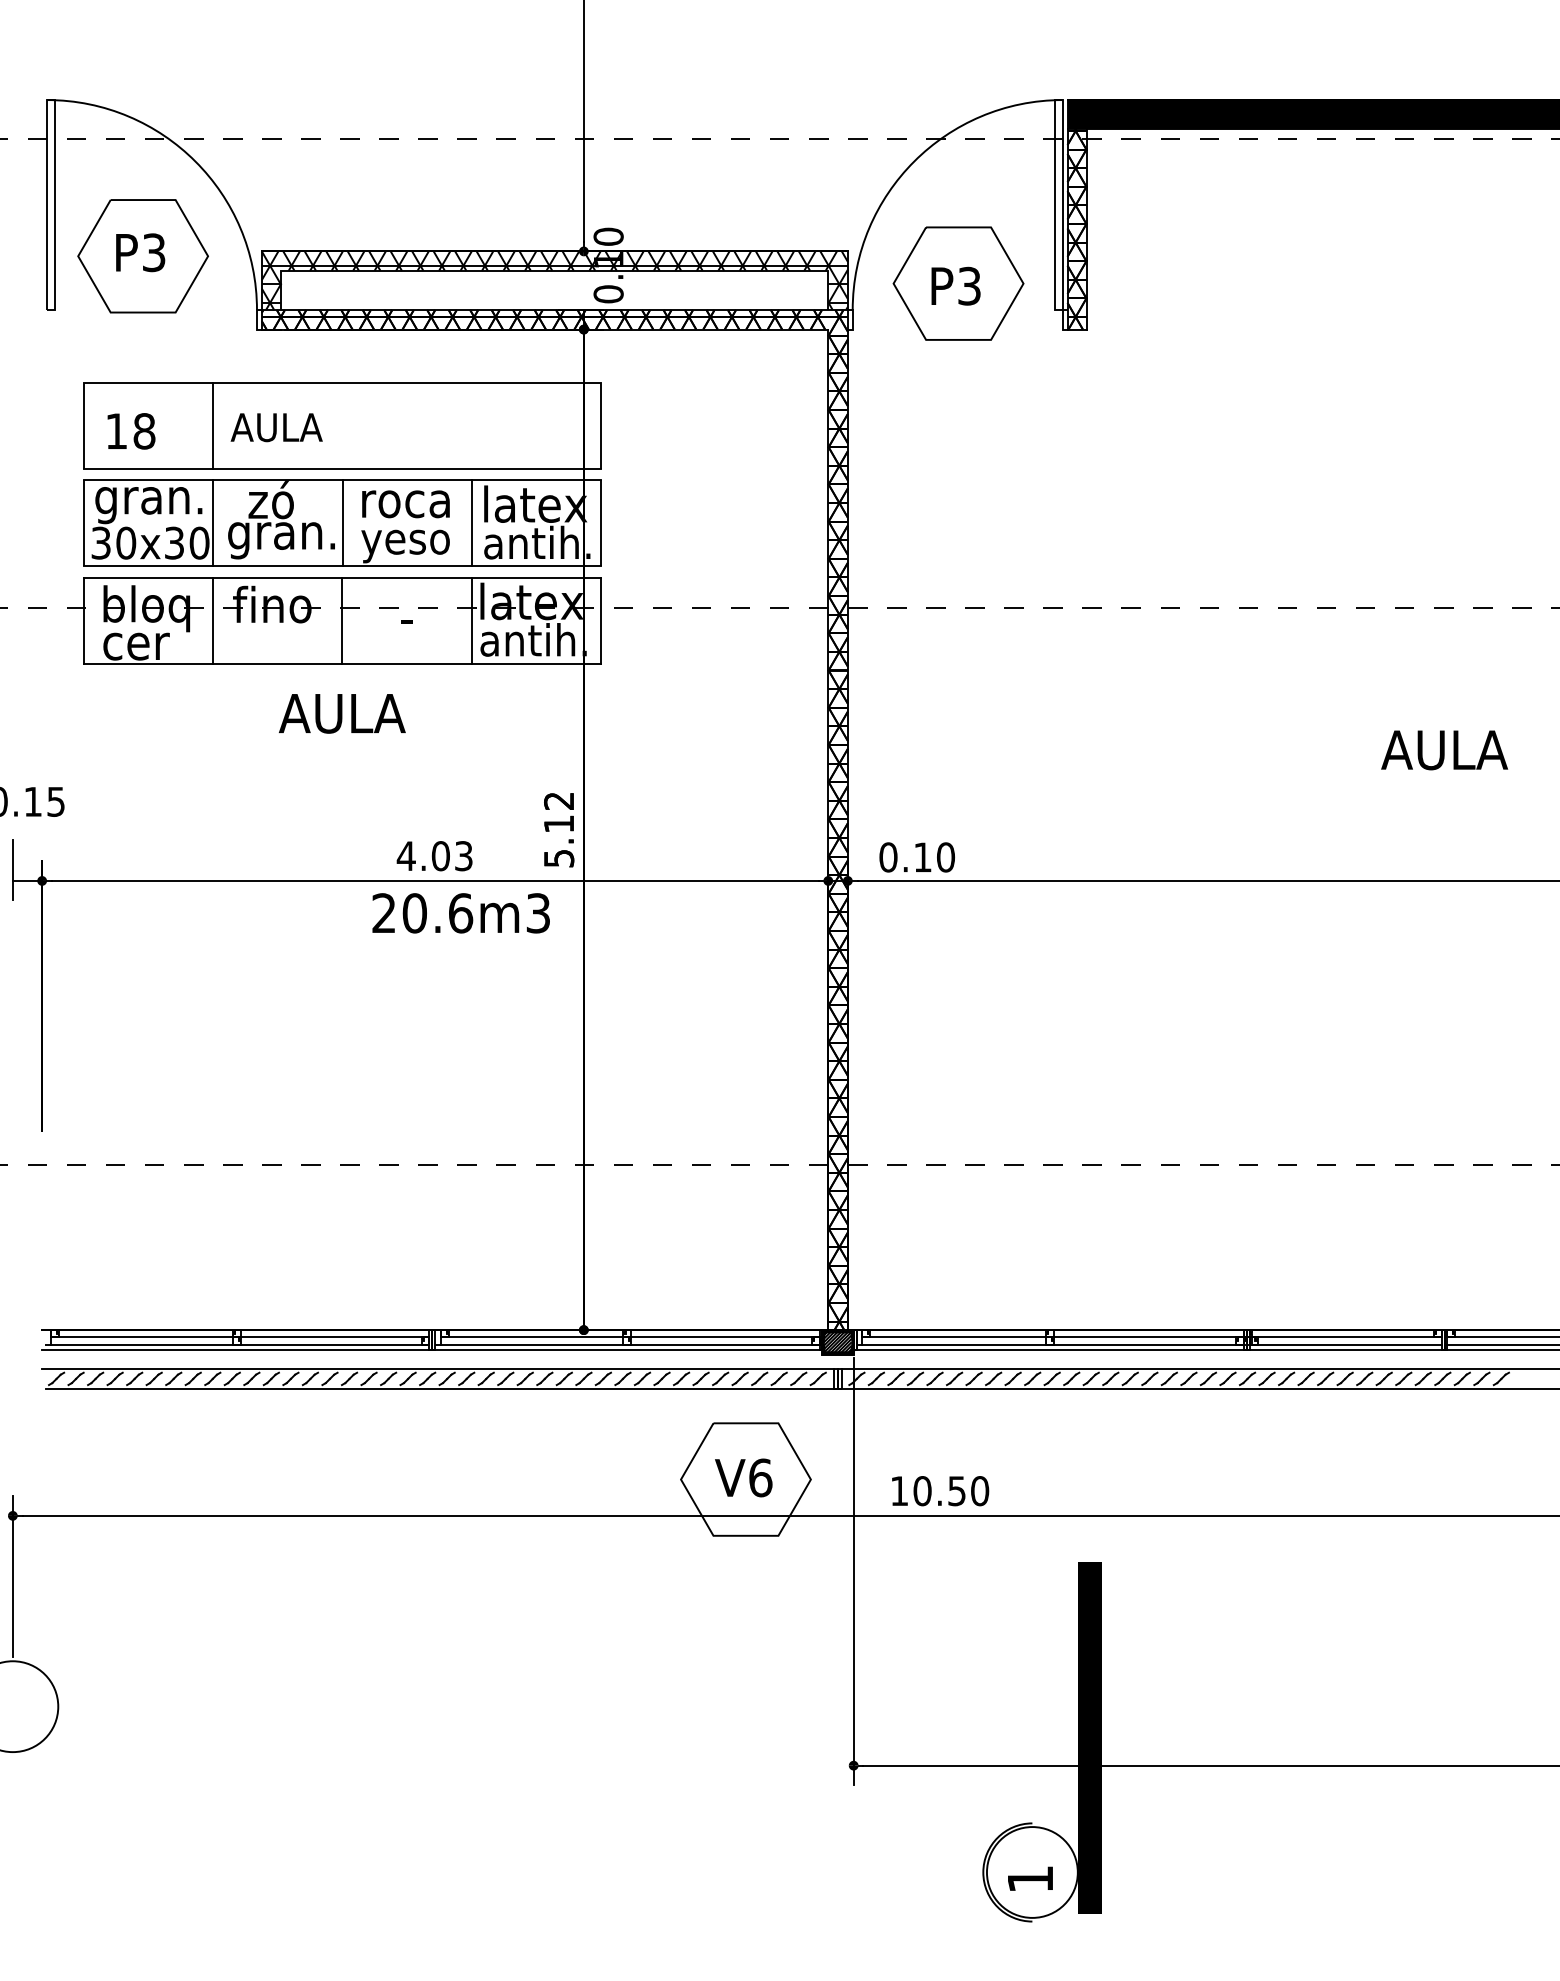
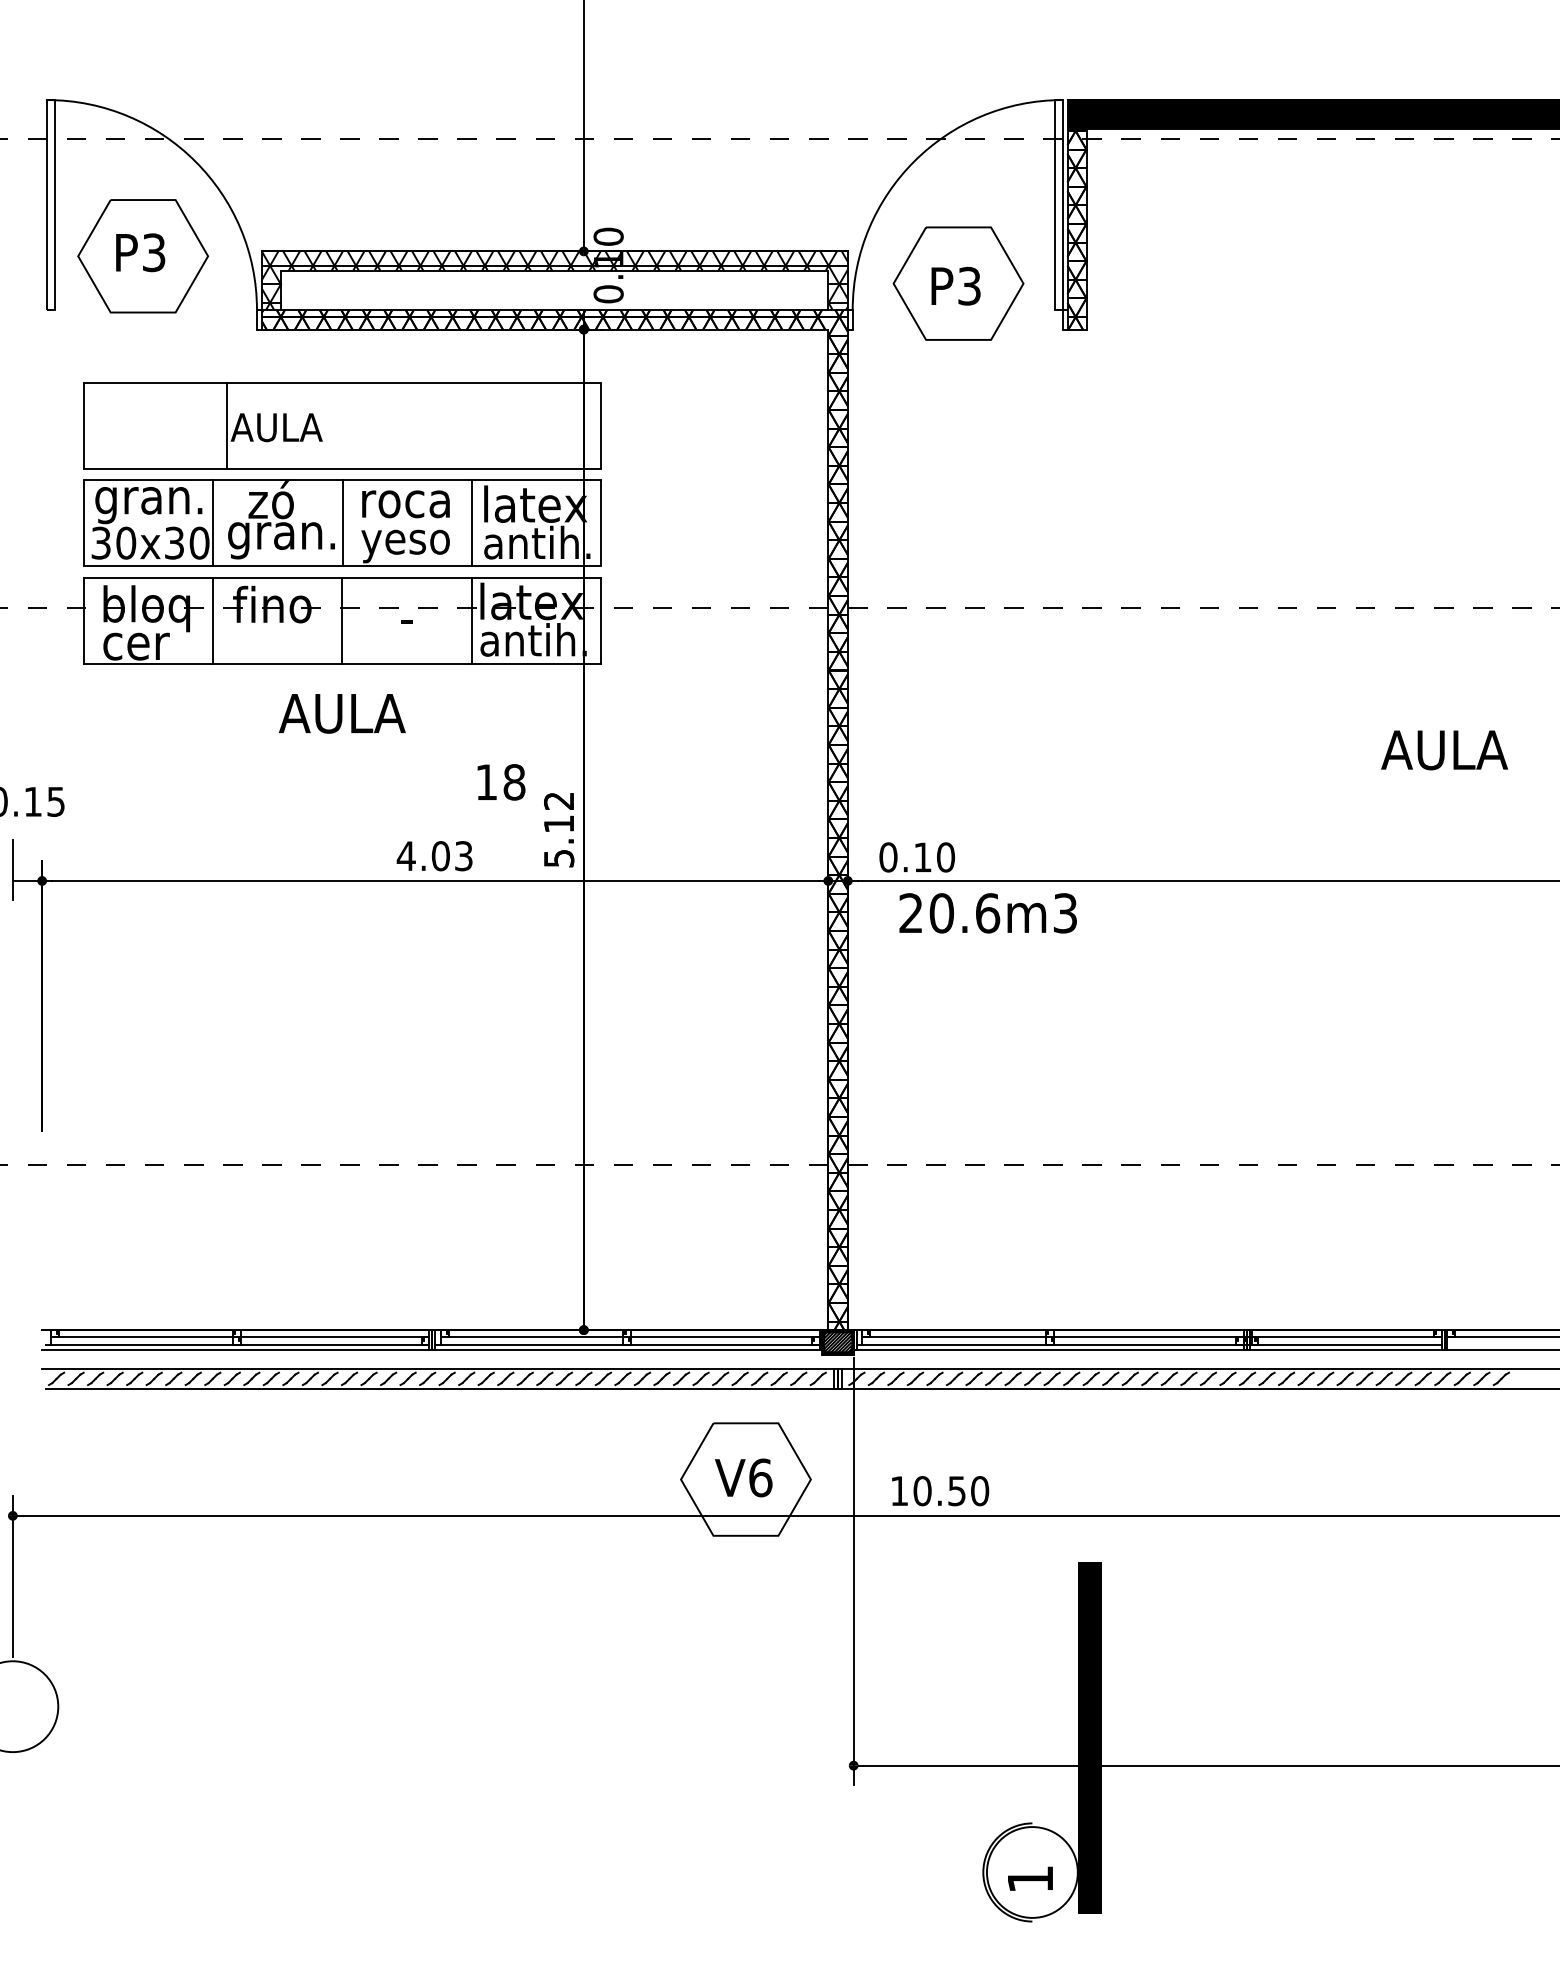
line position: (213, 425) -> (227, 425) (227, 425)
text position: (131, 431) -> (501, 782) (501, 782)
text position: (460, 913) -> (987, 913) (987, 913)
line: present -> none (1501, 1344)
